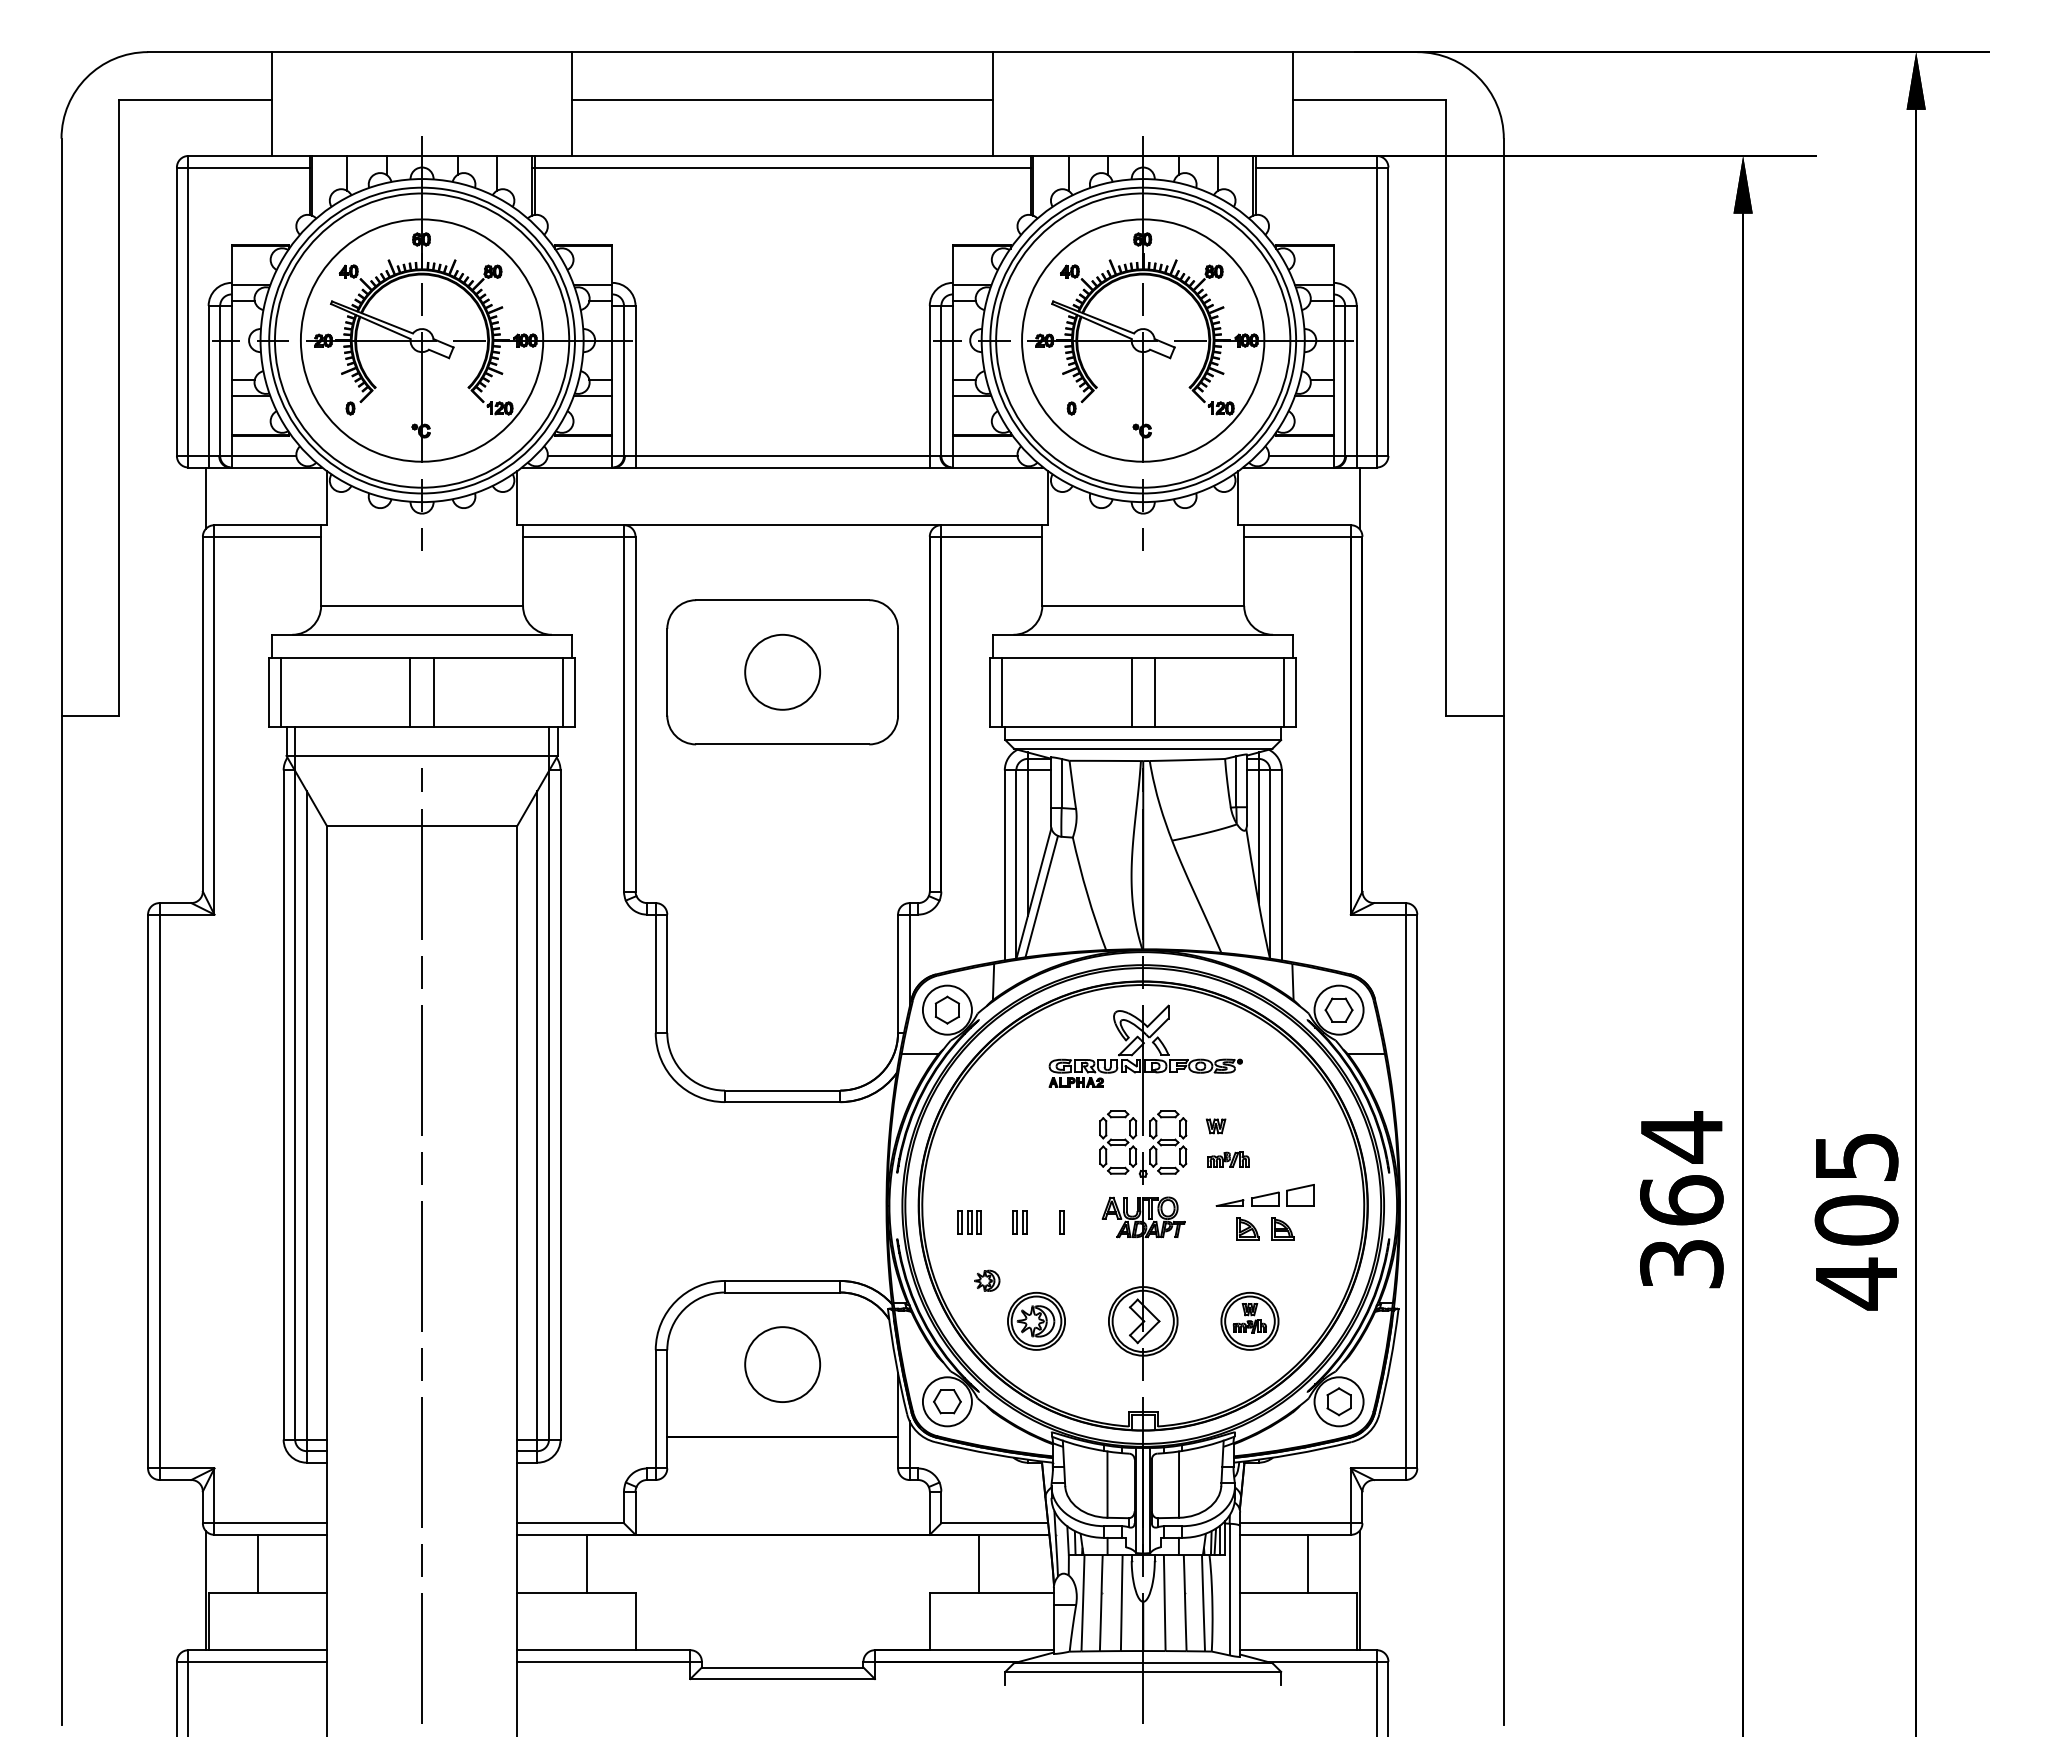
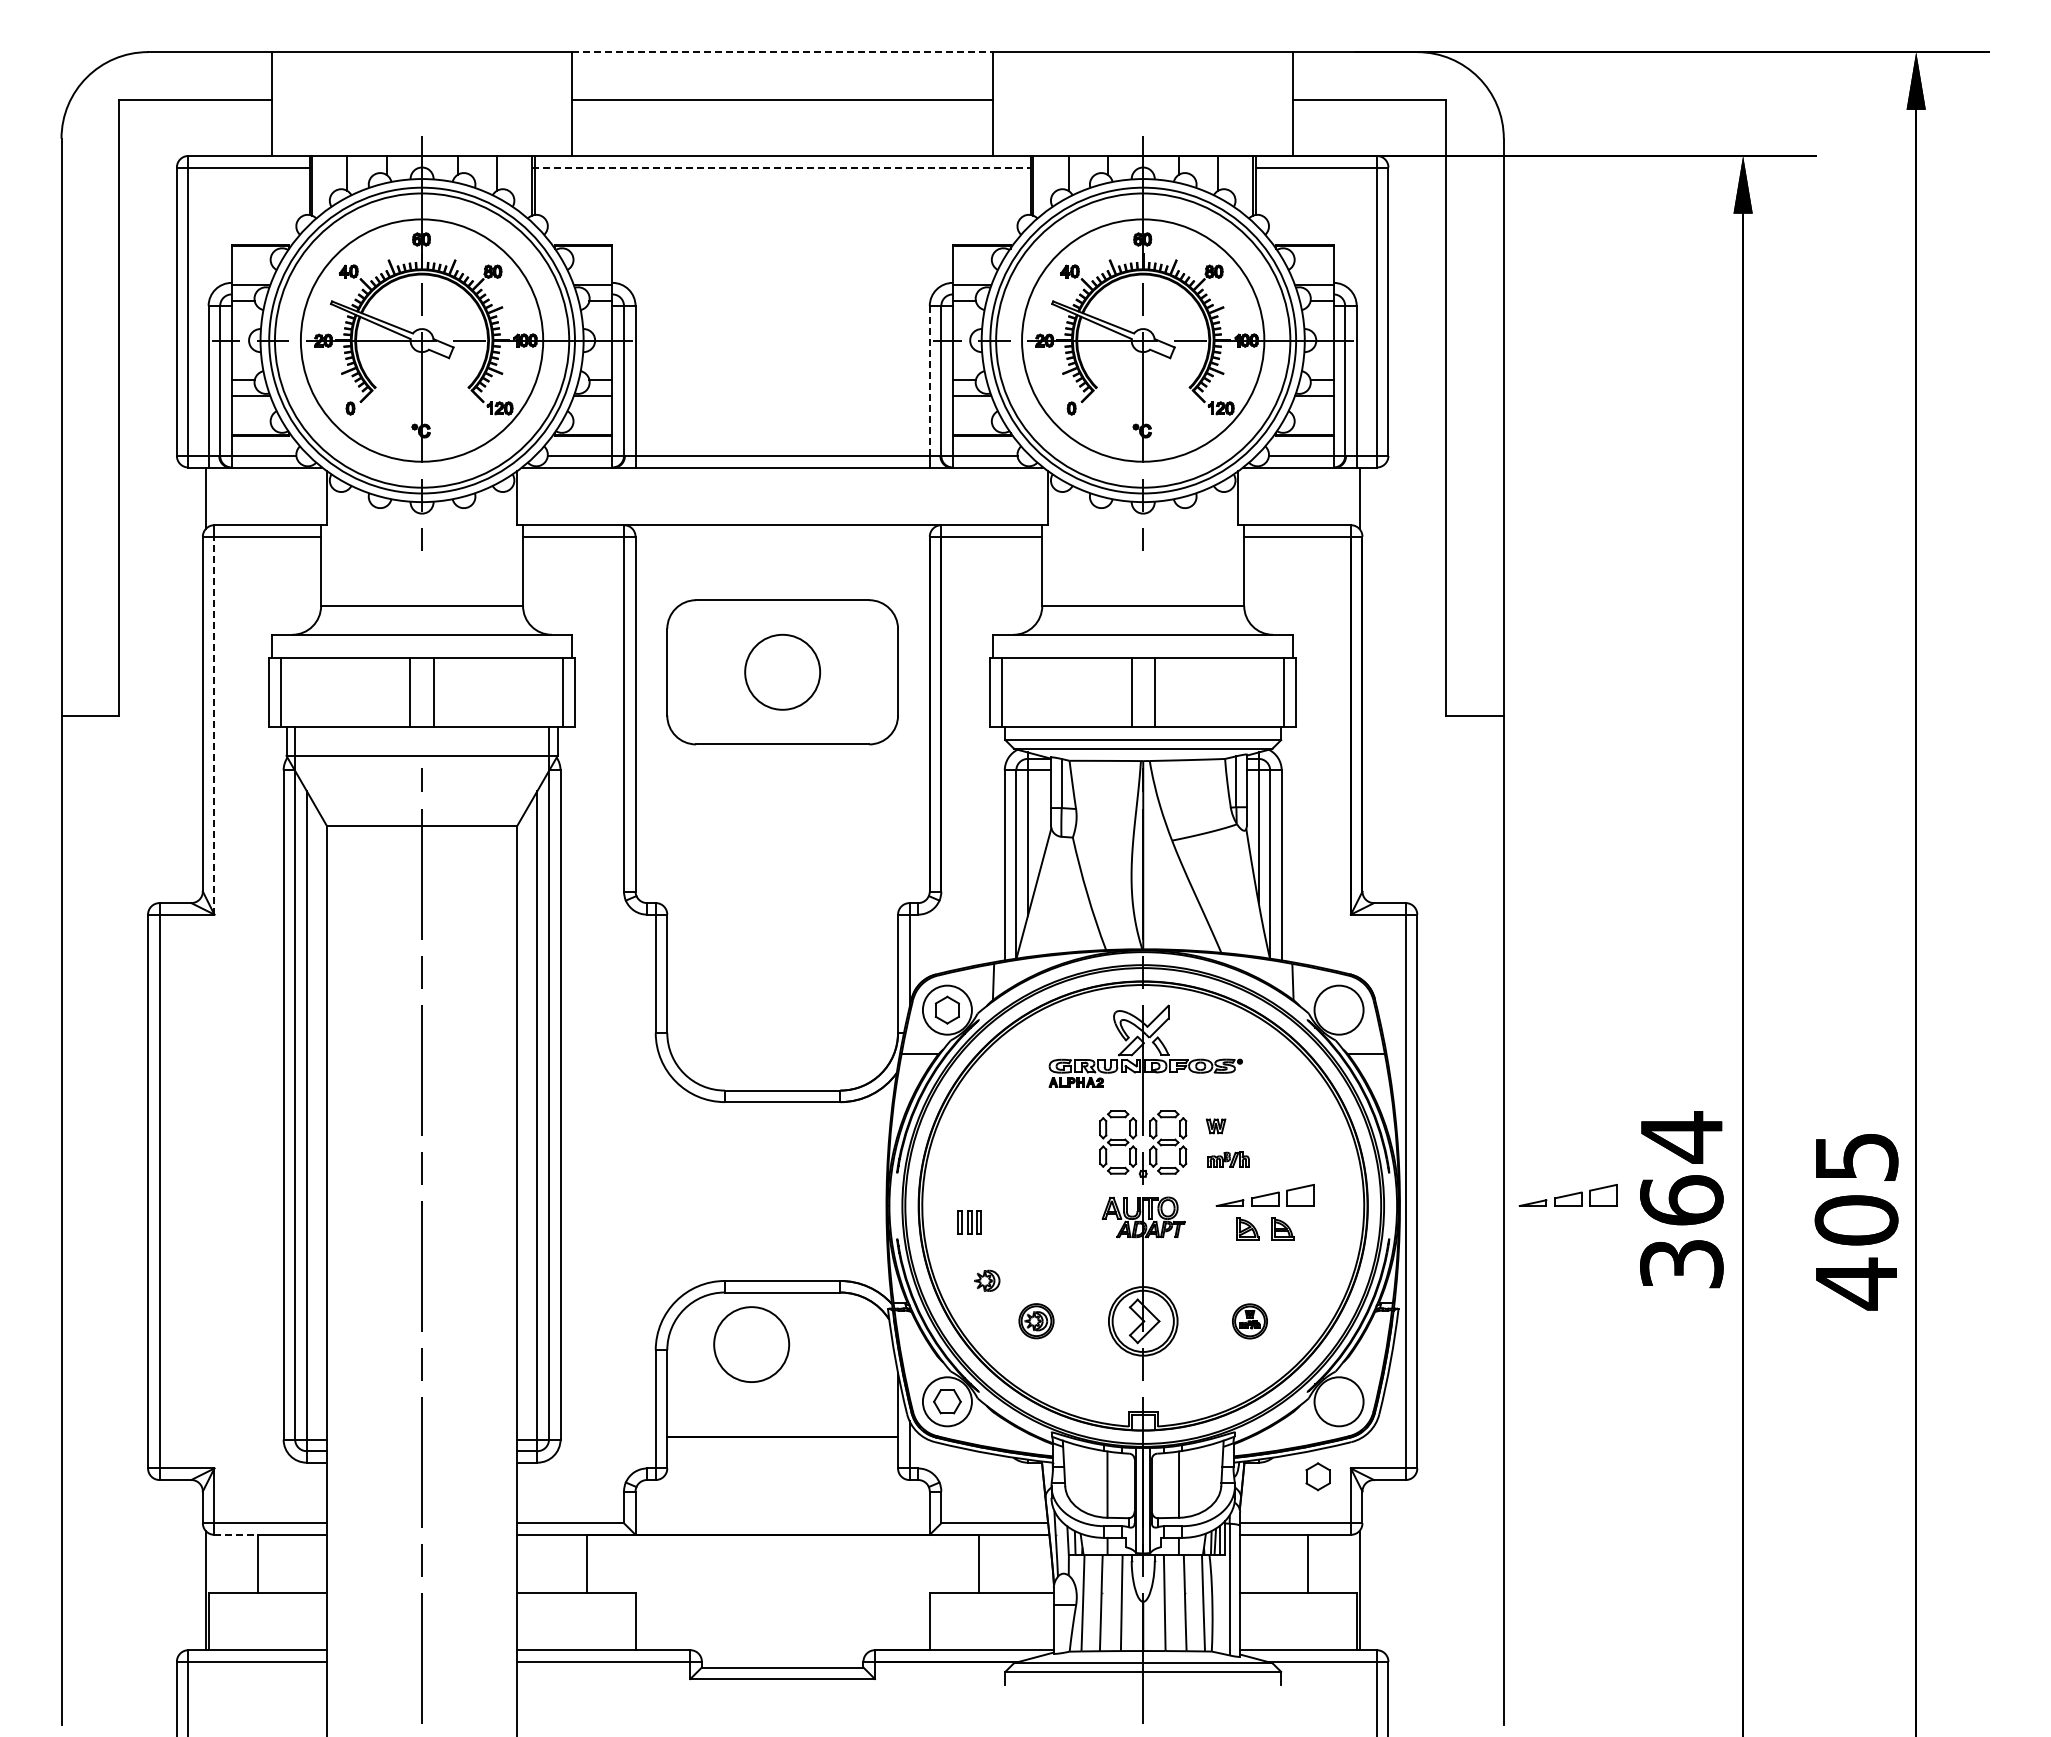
line: solid -> dashed (782, 52)
line: solid -> dashed (782, 167)
line: solid -> dashed (929, 380)
line: solid -> dashed (214, 725)
line: present -> none (1041, 896)
part: present -> none (1338, 1009)
part: none -> present (1567, 1195)
part: present -> none (1019, 1222)
part: present -> none (1061, 1222)
part size: 59x60 px -> 37x37 px (1036, 1321)
part size: 60x59 px -> 36x37 px (1249, 1321)
circle position: (782, 1364) -> (751, 1344) (751, 1344)
part position: (1338, 1401) -> (1317, 1476) (1317, 1476)
line: solid -> dashed (236, 1534)
